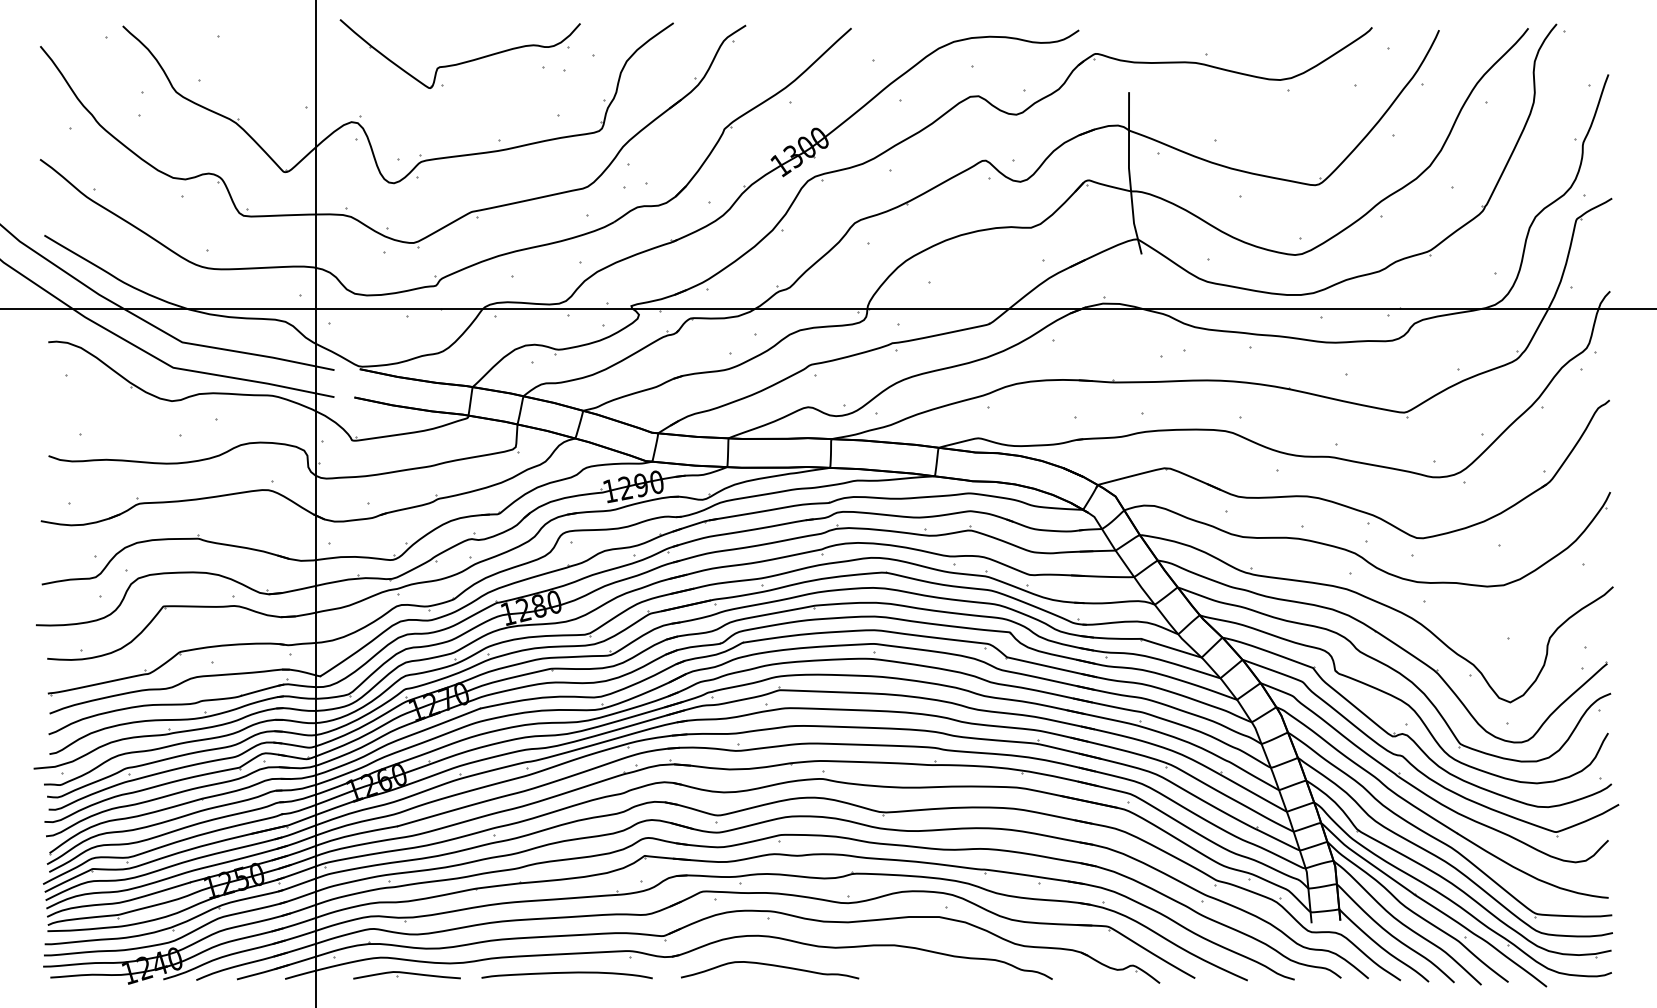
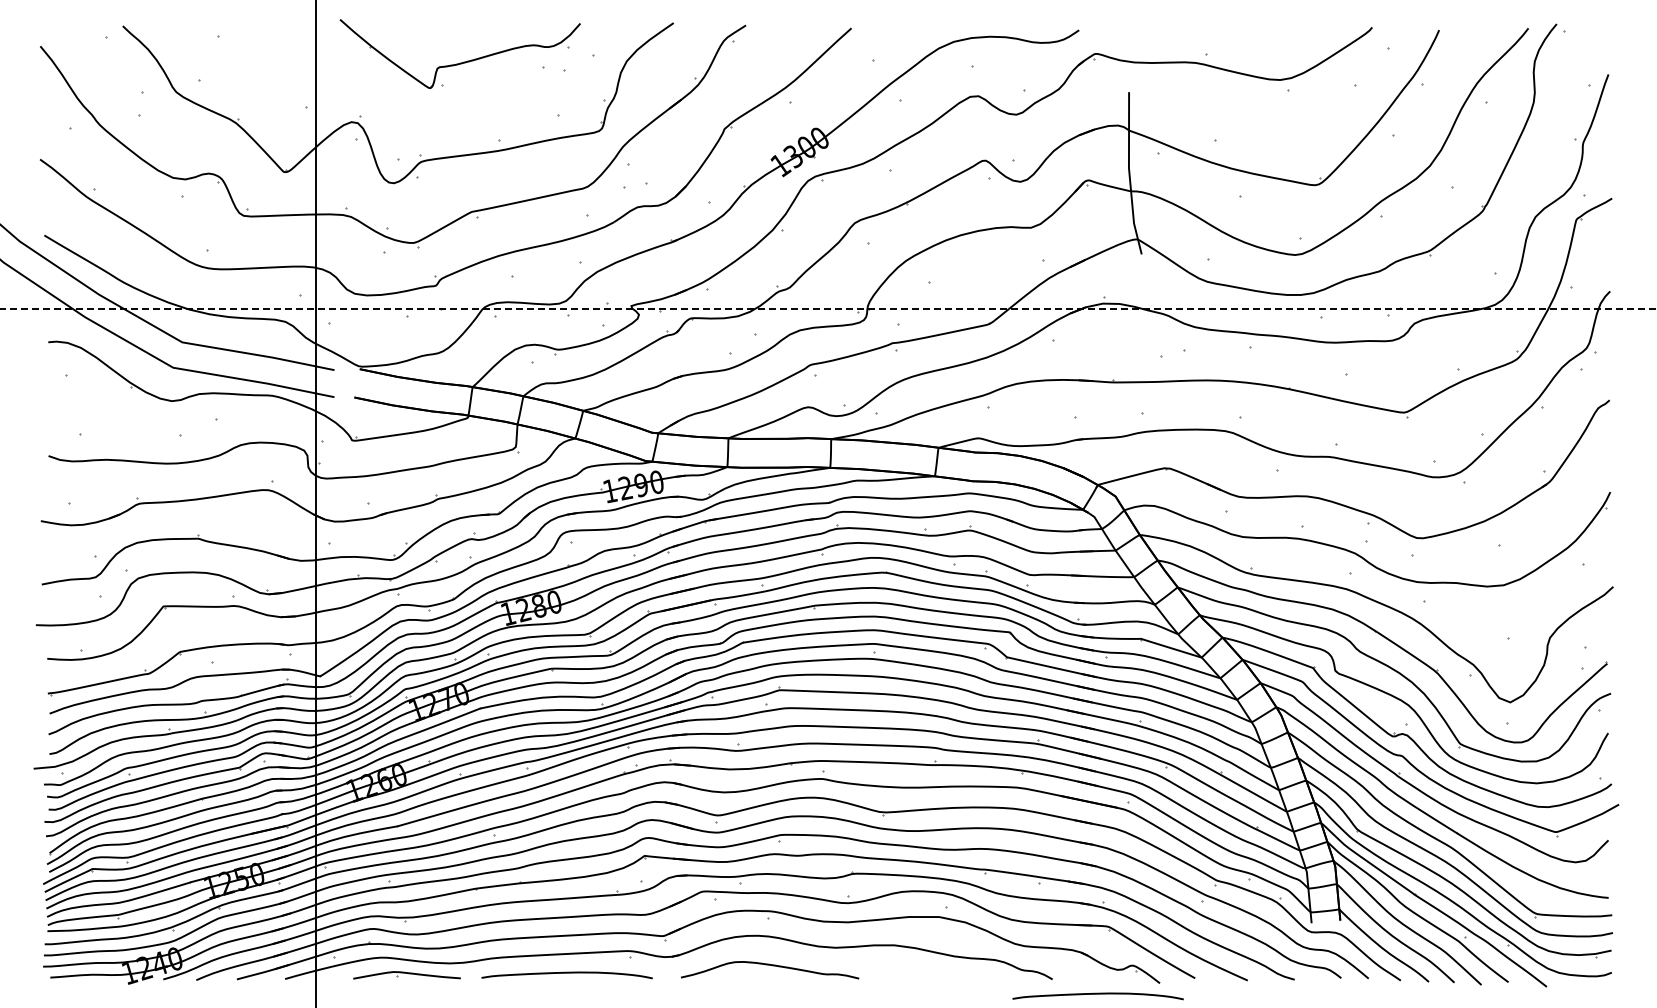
line: solid -> dashed (827, 309)
curve: none -> present (1097, 994)
